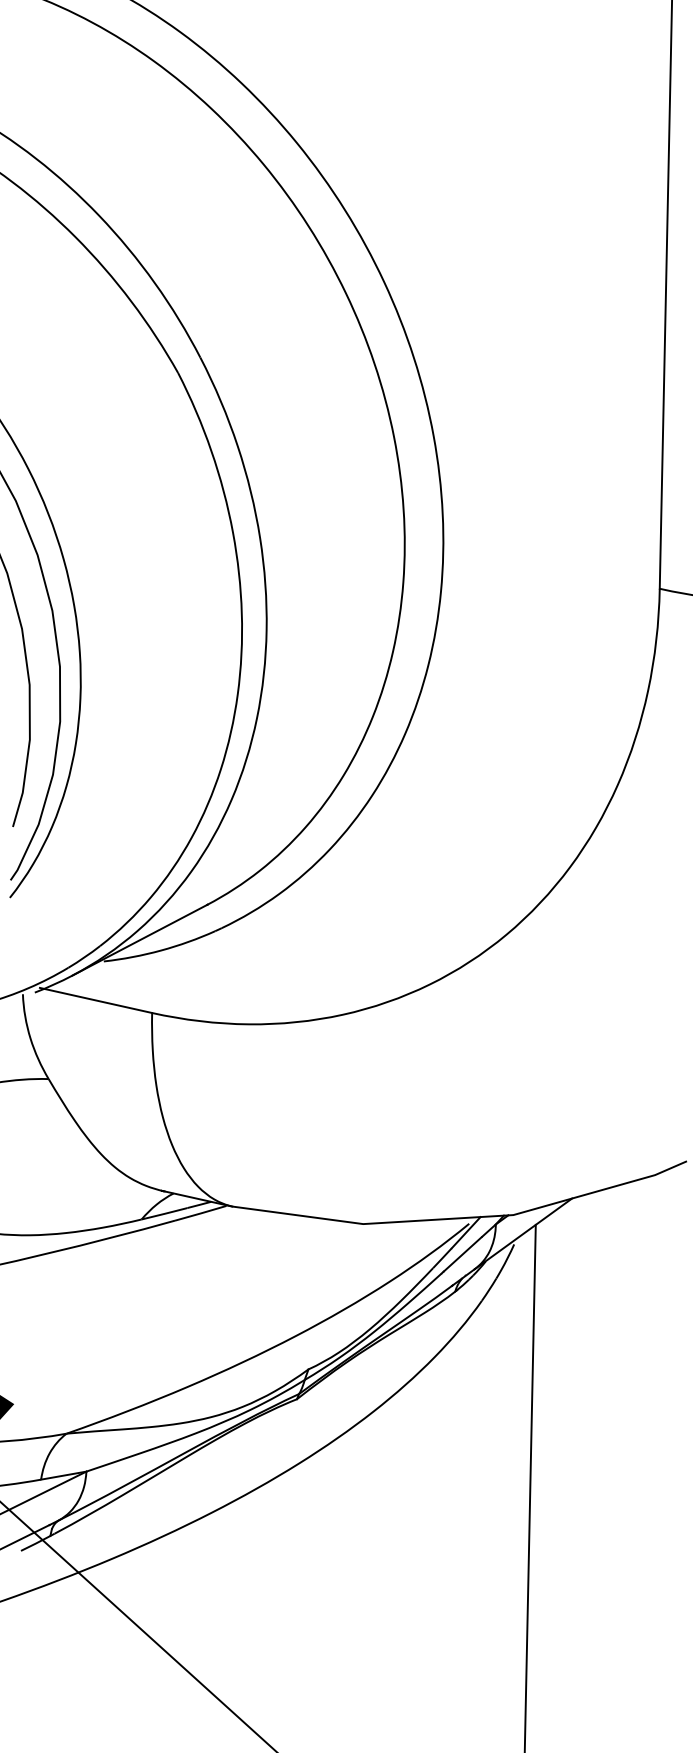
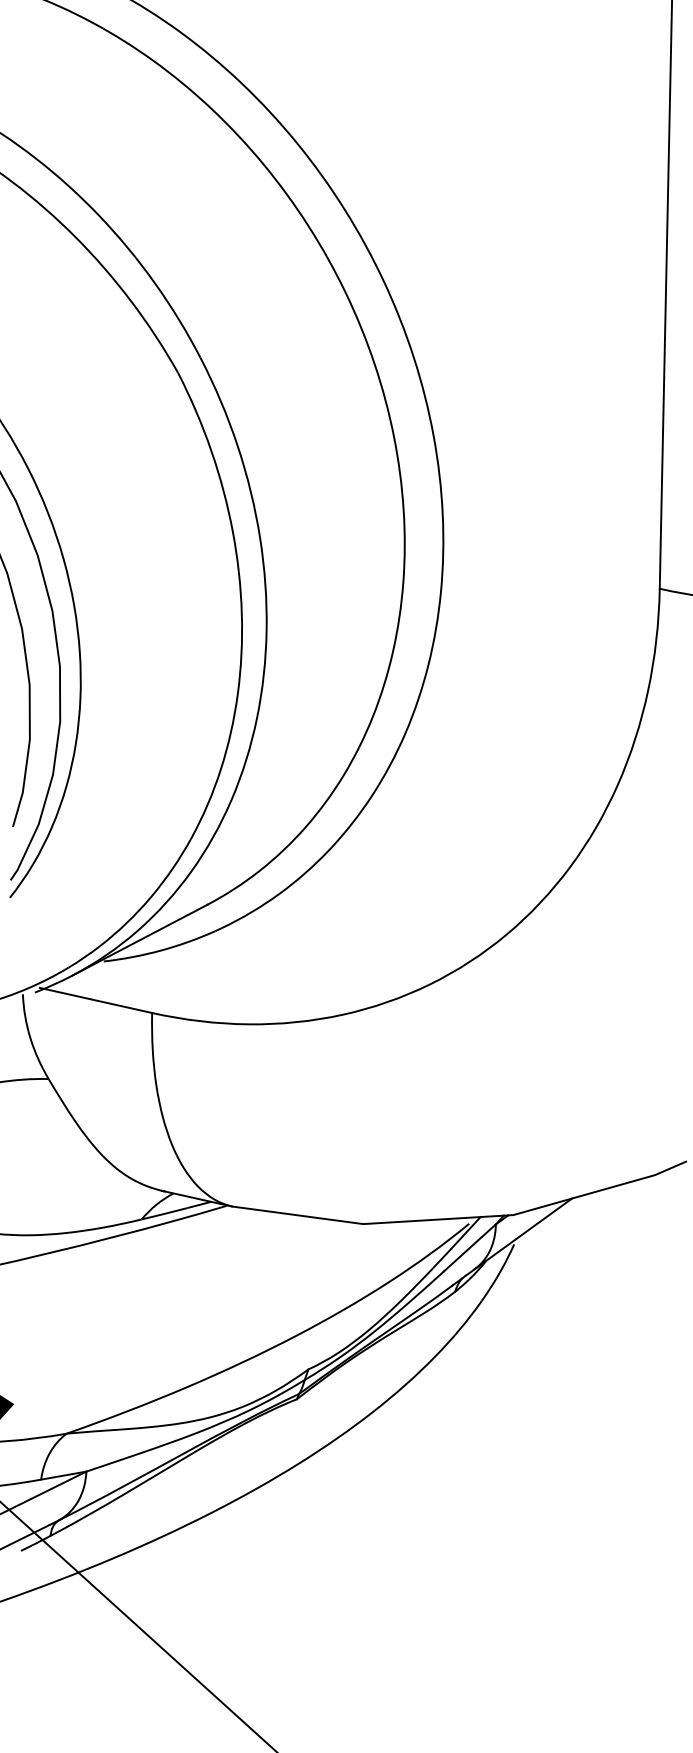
line: present -> none (529, 1486)
